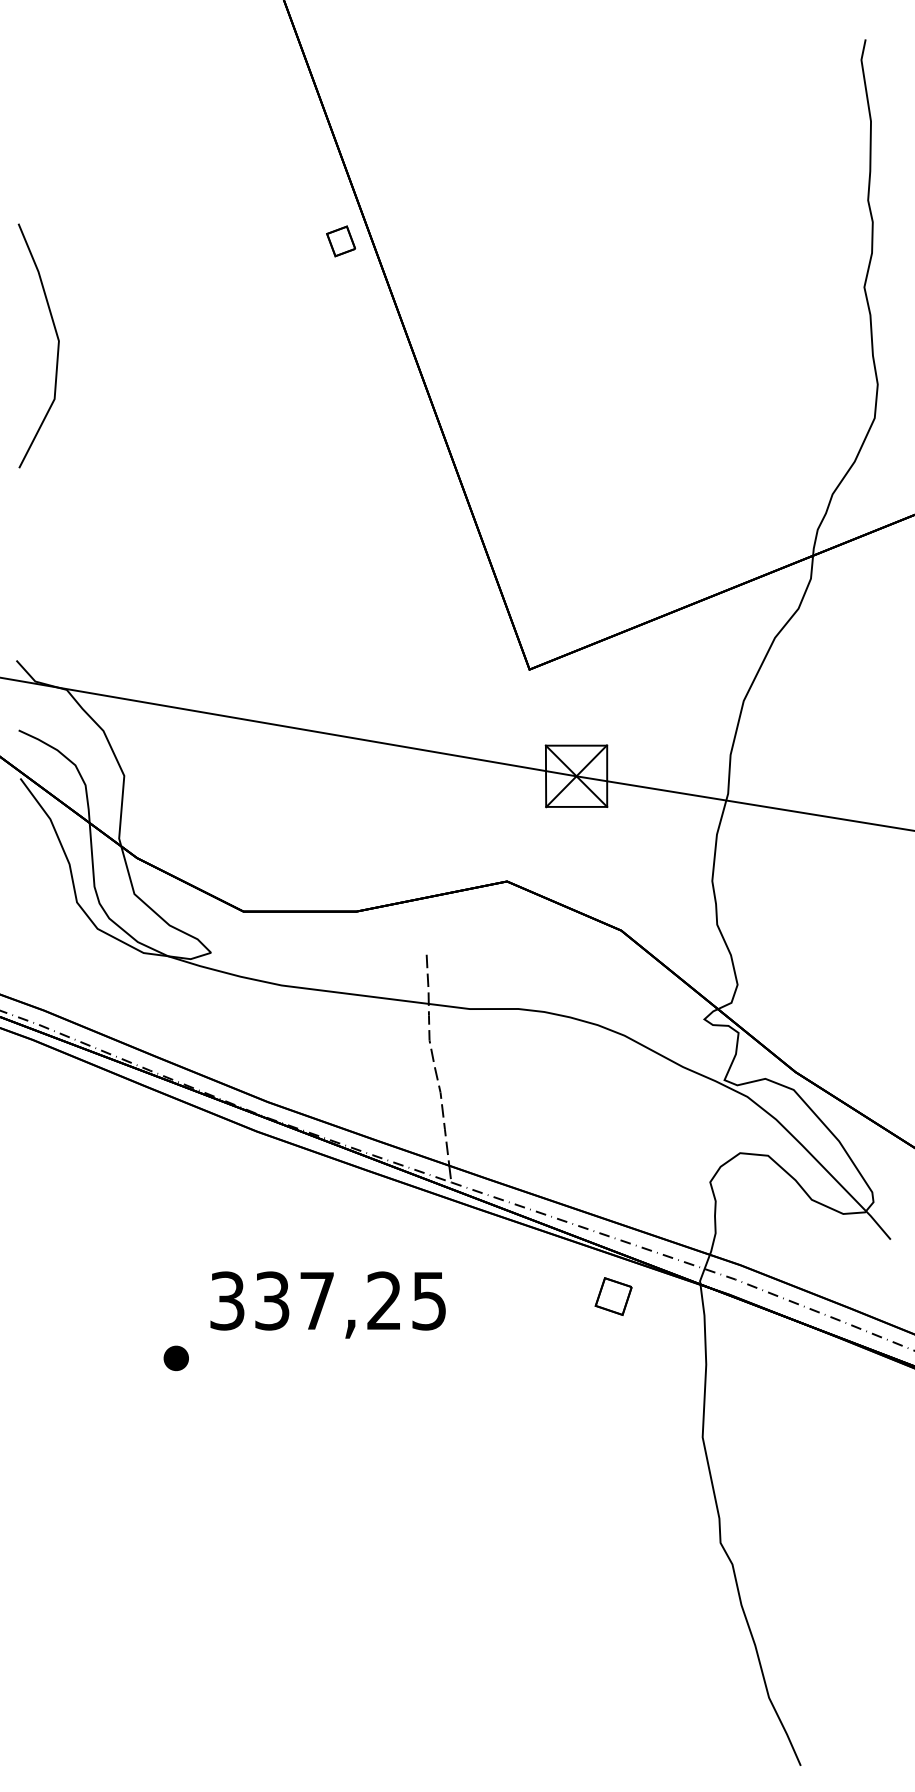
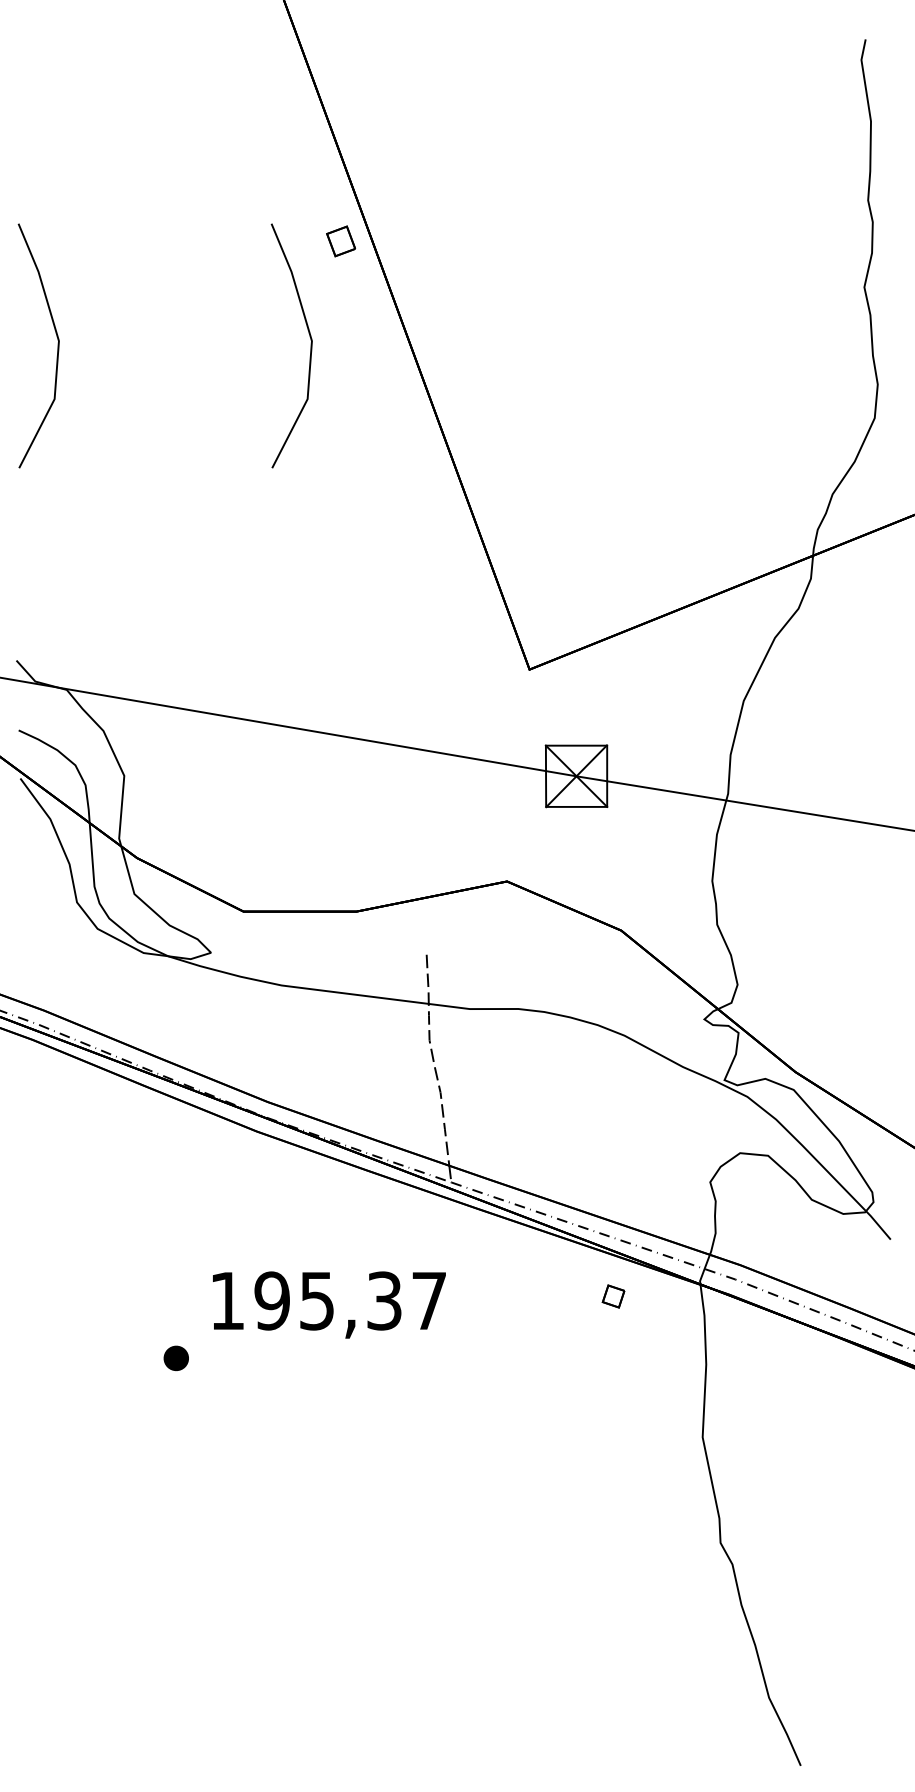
line: none -> present (310, 345)
part size: 39x39 px -> 25x25 px (613, 1296)
text: 337,25 -> 195,37 (327, 1300)
